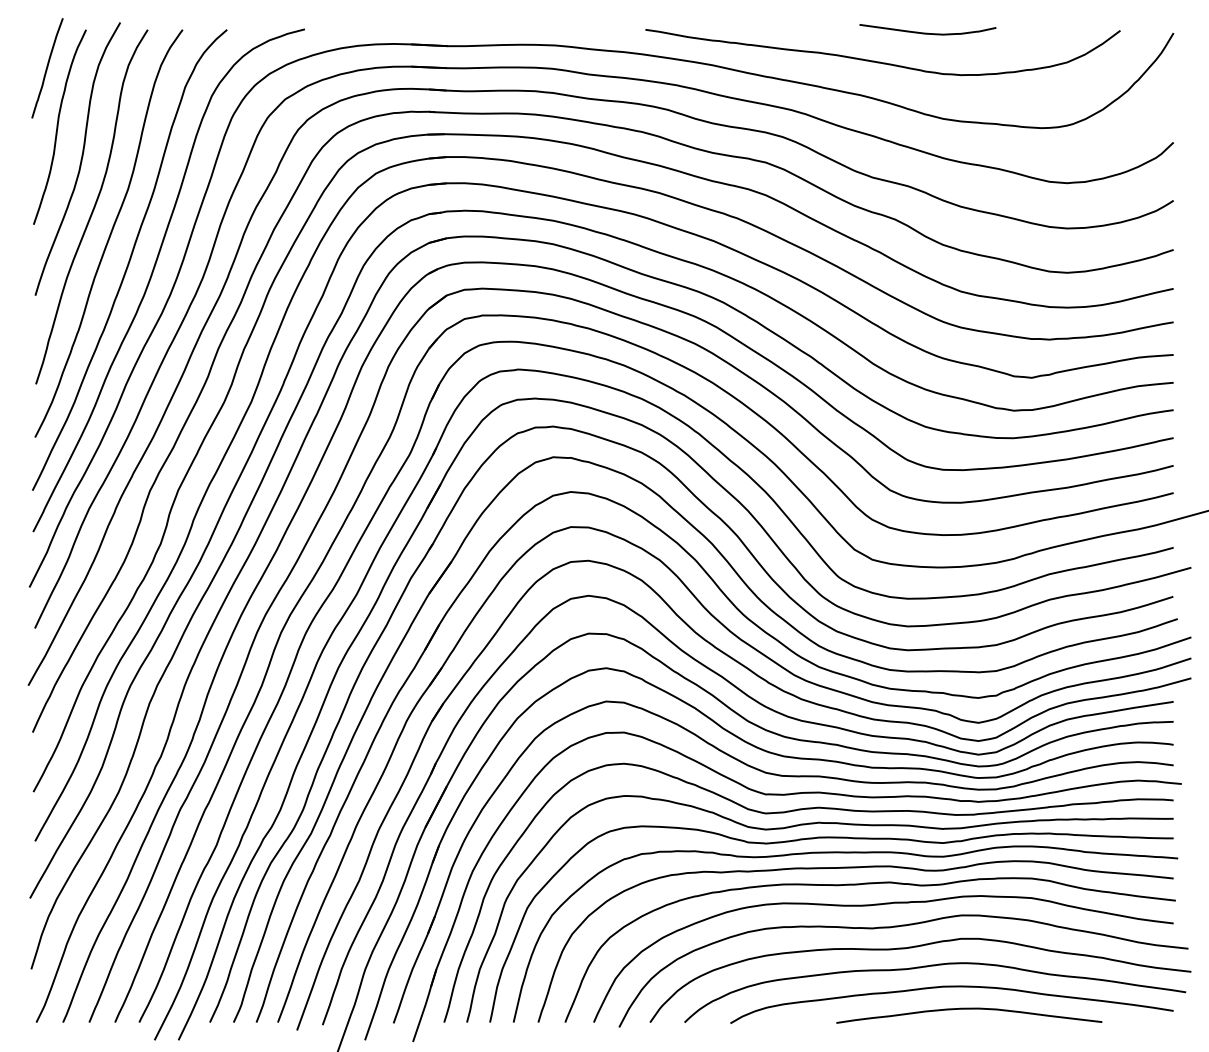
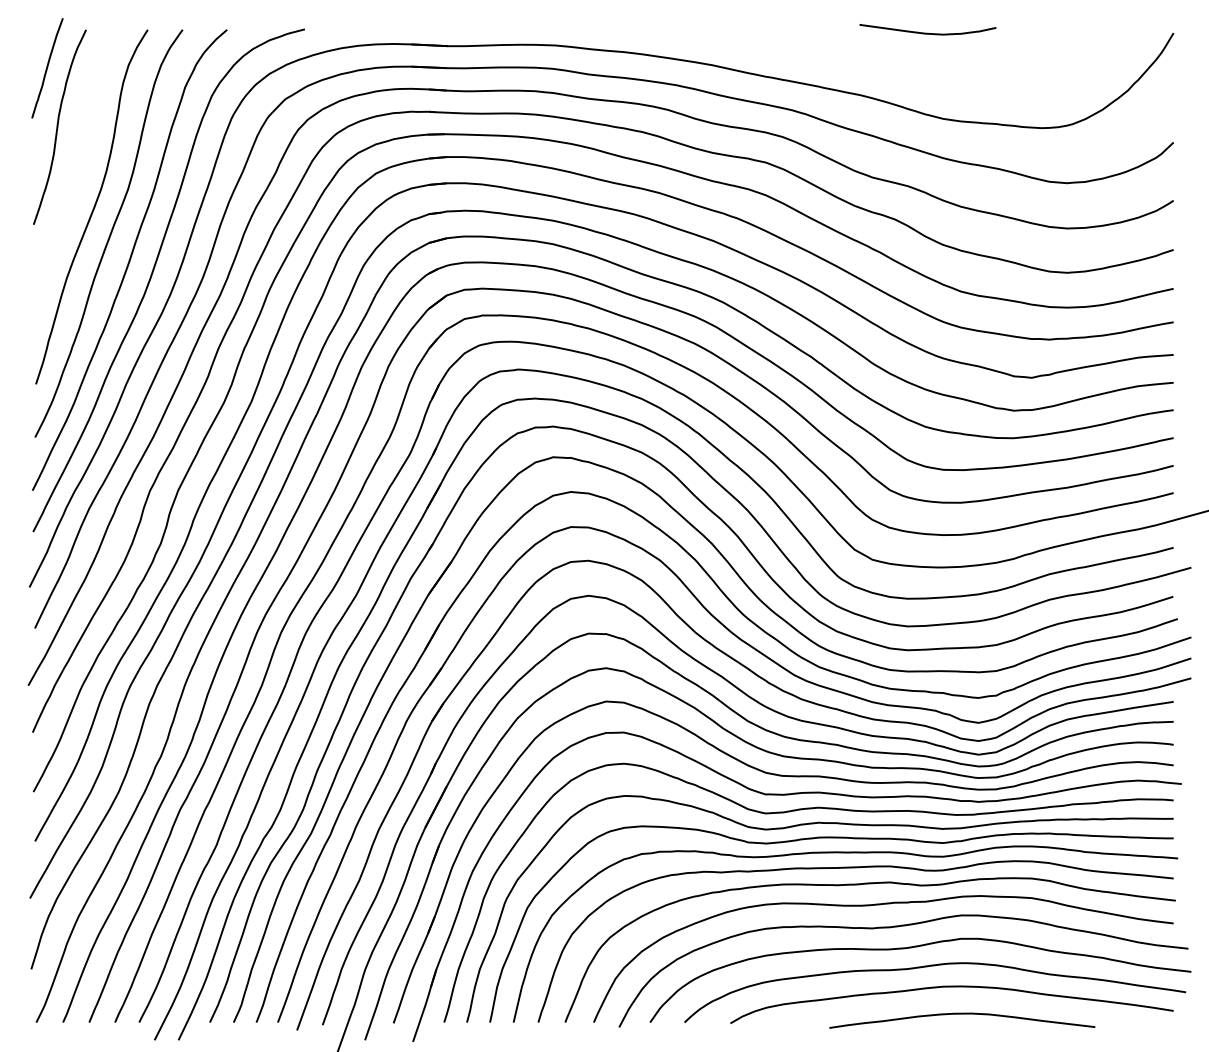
curve: present -> none (880, 61)
curve: present -> none (80, 159)
curve position: (969, 1009) -> (962, 1014) (962, 1014)
